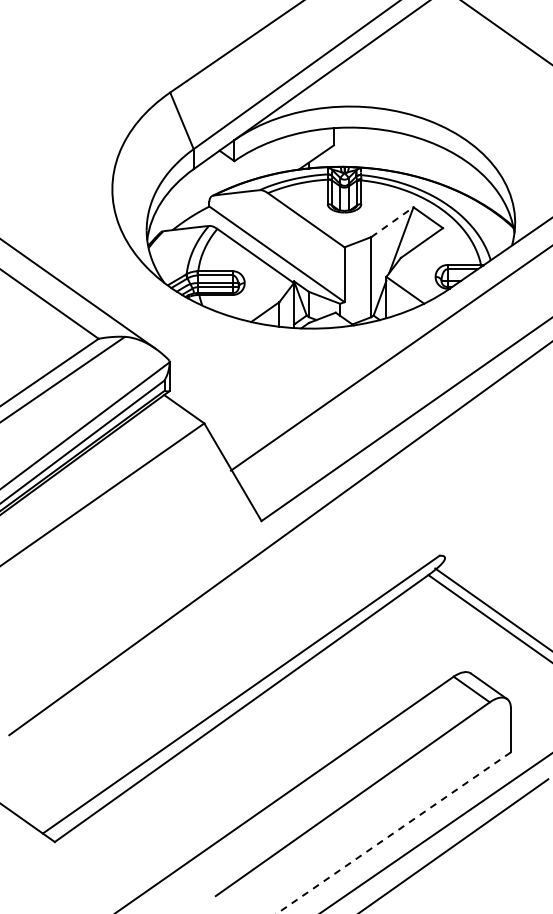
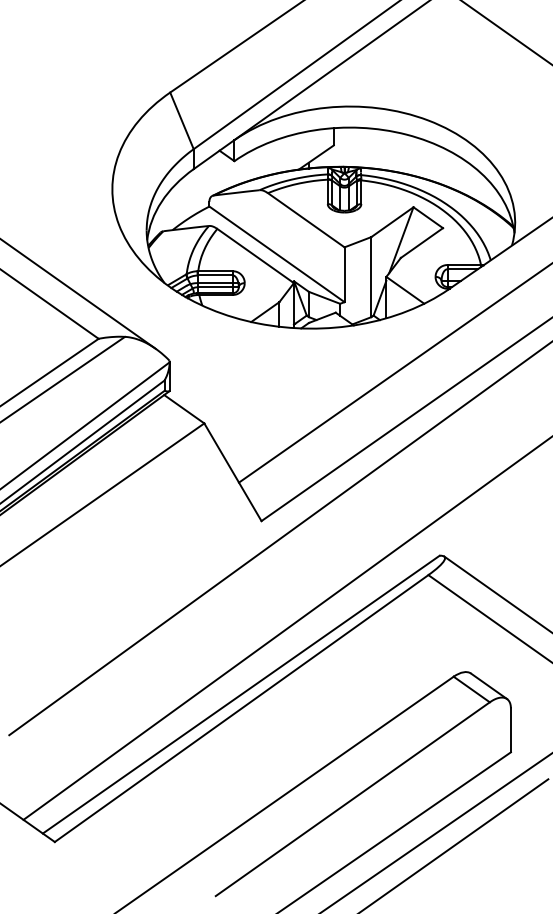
line: dashed -> solid (392, 222)
line position: (389, 358) -> (393, 373) (393, 373)
line position: (492, 608) -> (496, 593) (496, 593)
line: none -> present (286, 628)
line: dashed -> solid (393, 833)
